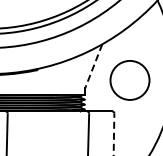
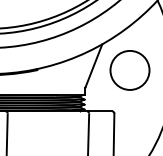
line: dashed -> solid (94, 65)
circle position: (129, 80) -> (129, 70) (129, 70)
line: dashed -> solid (114, 134)
